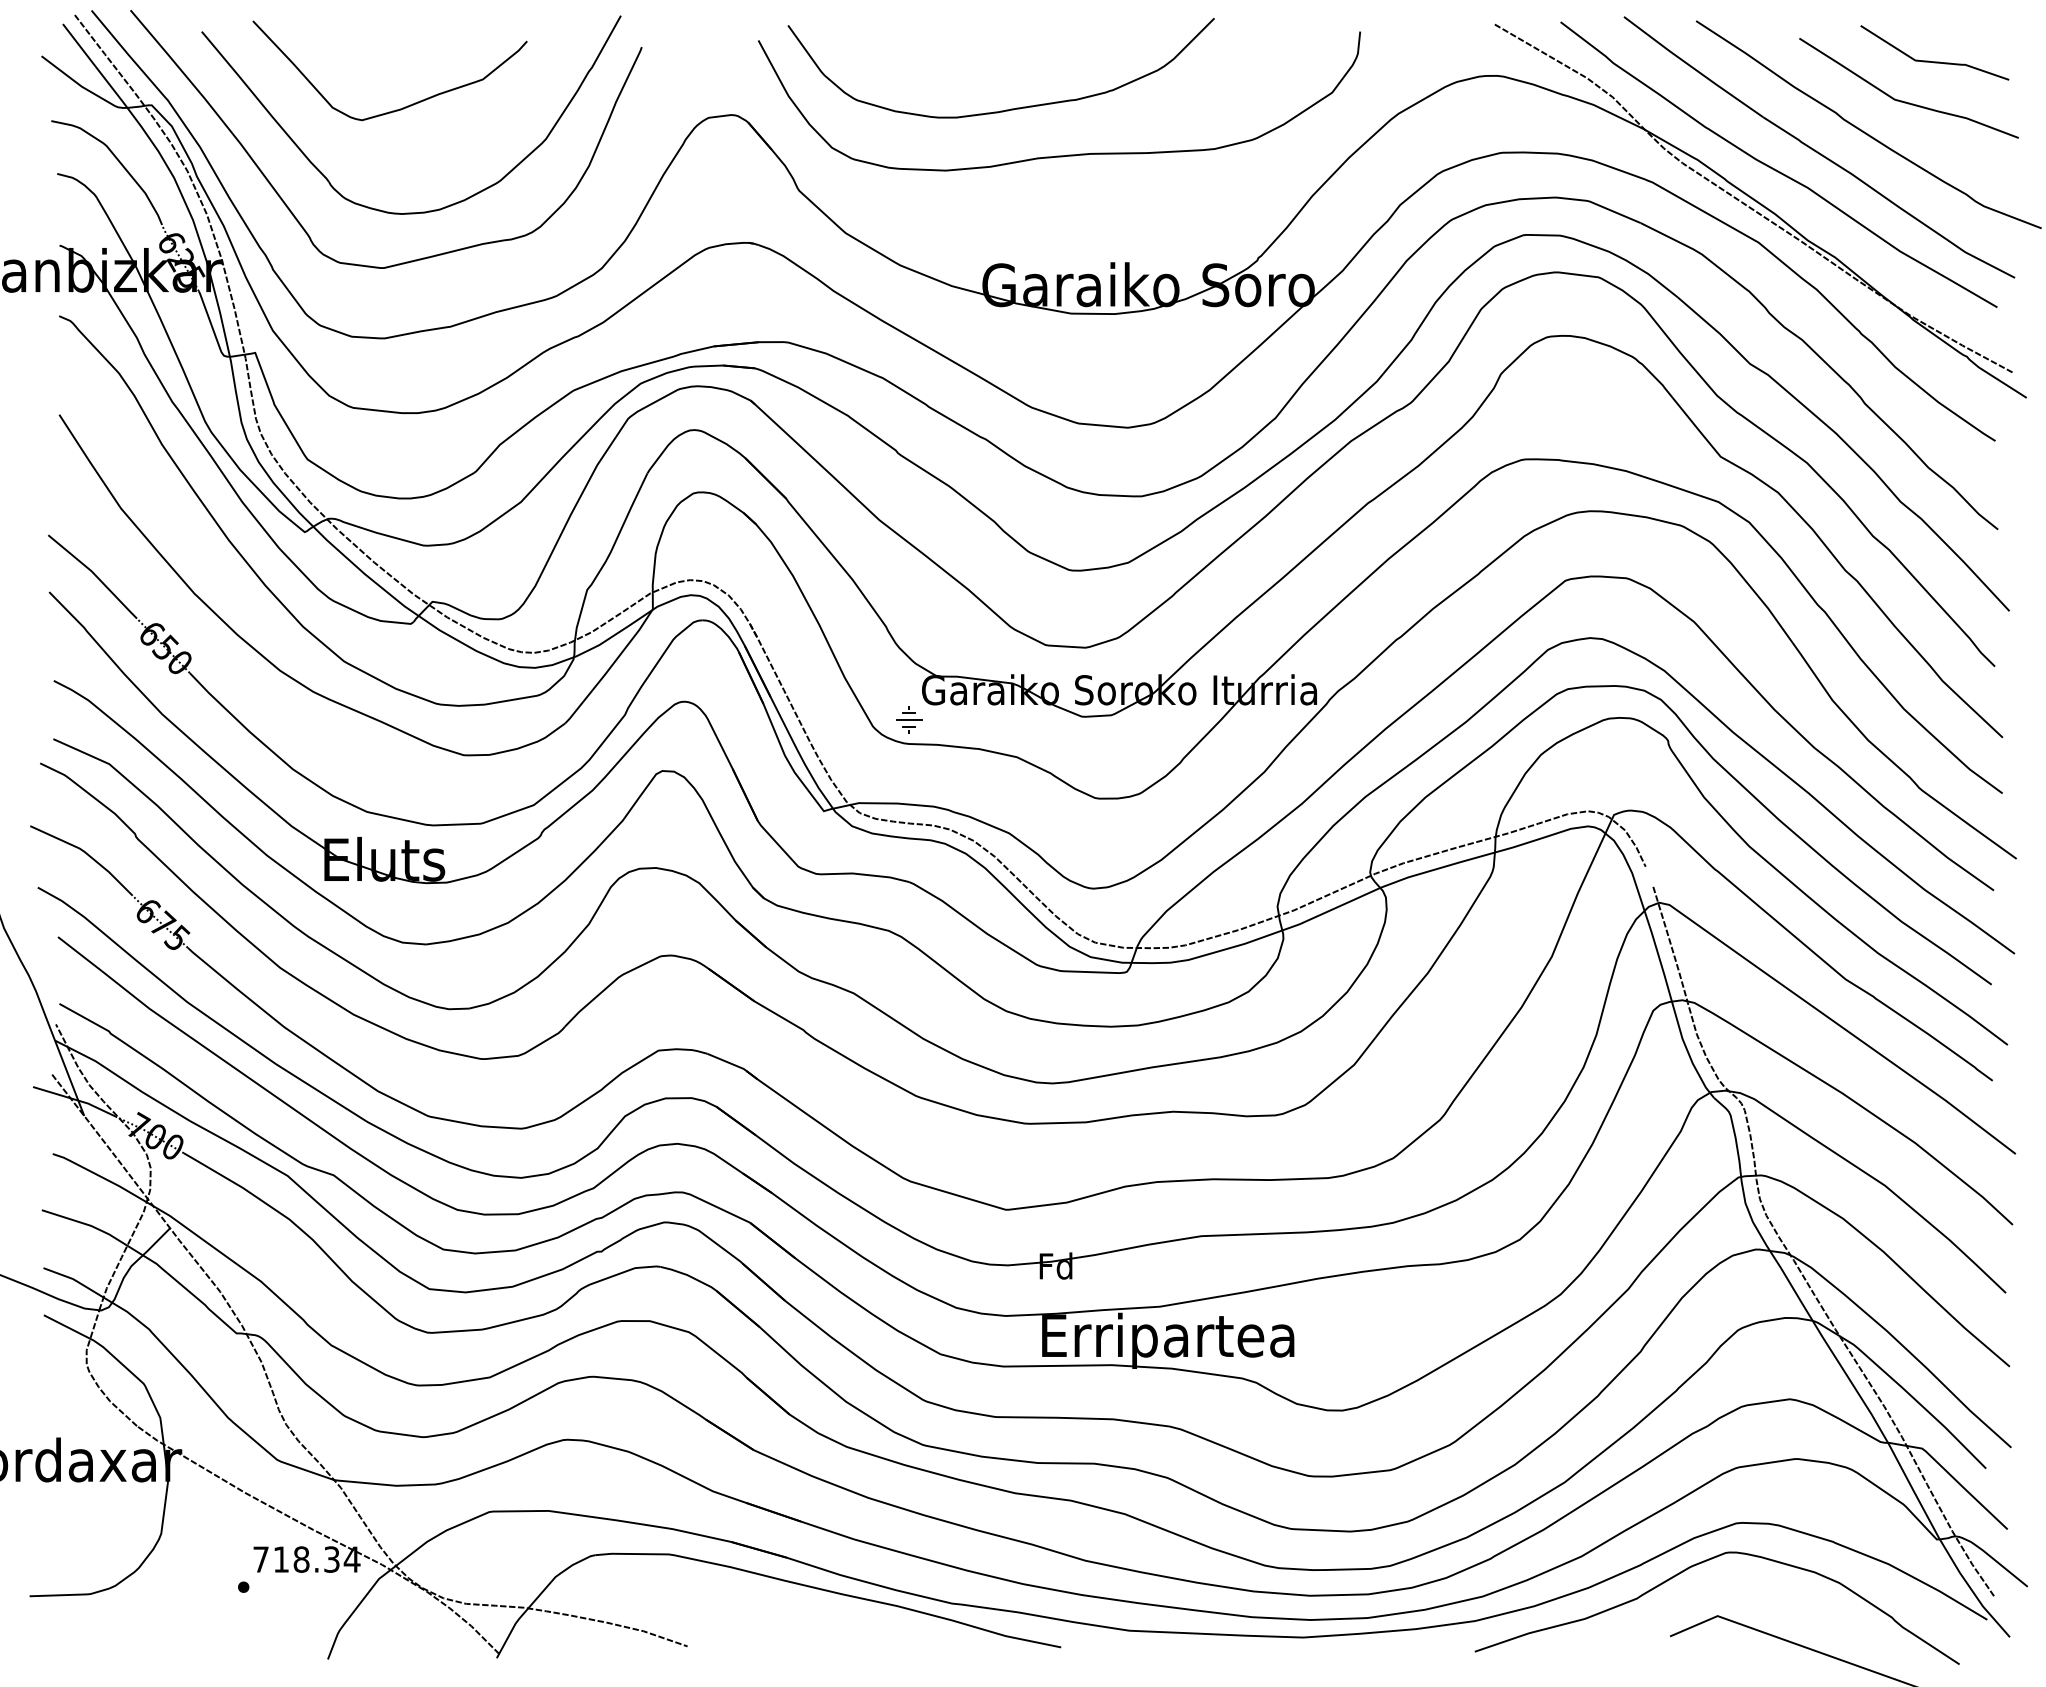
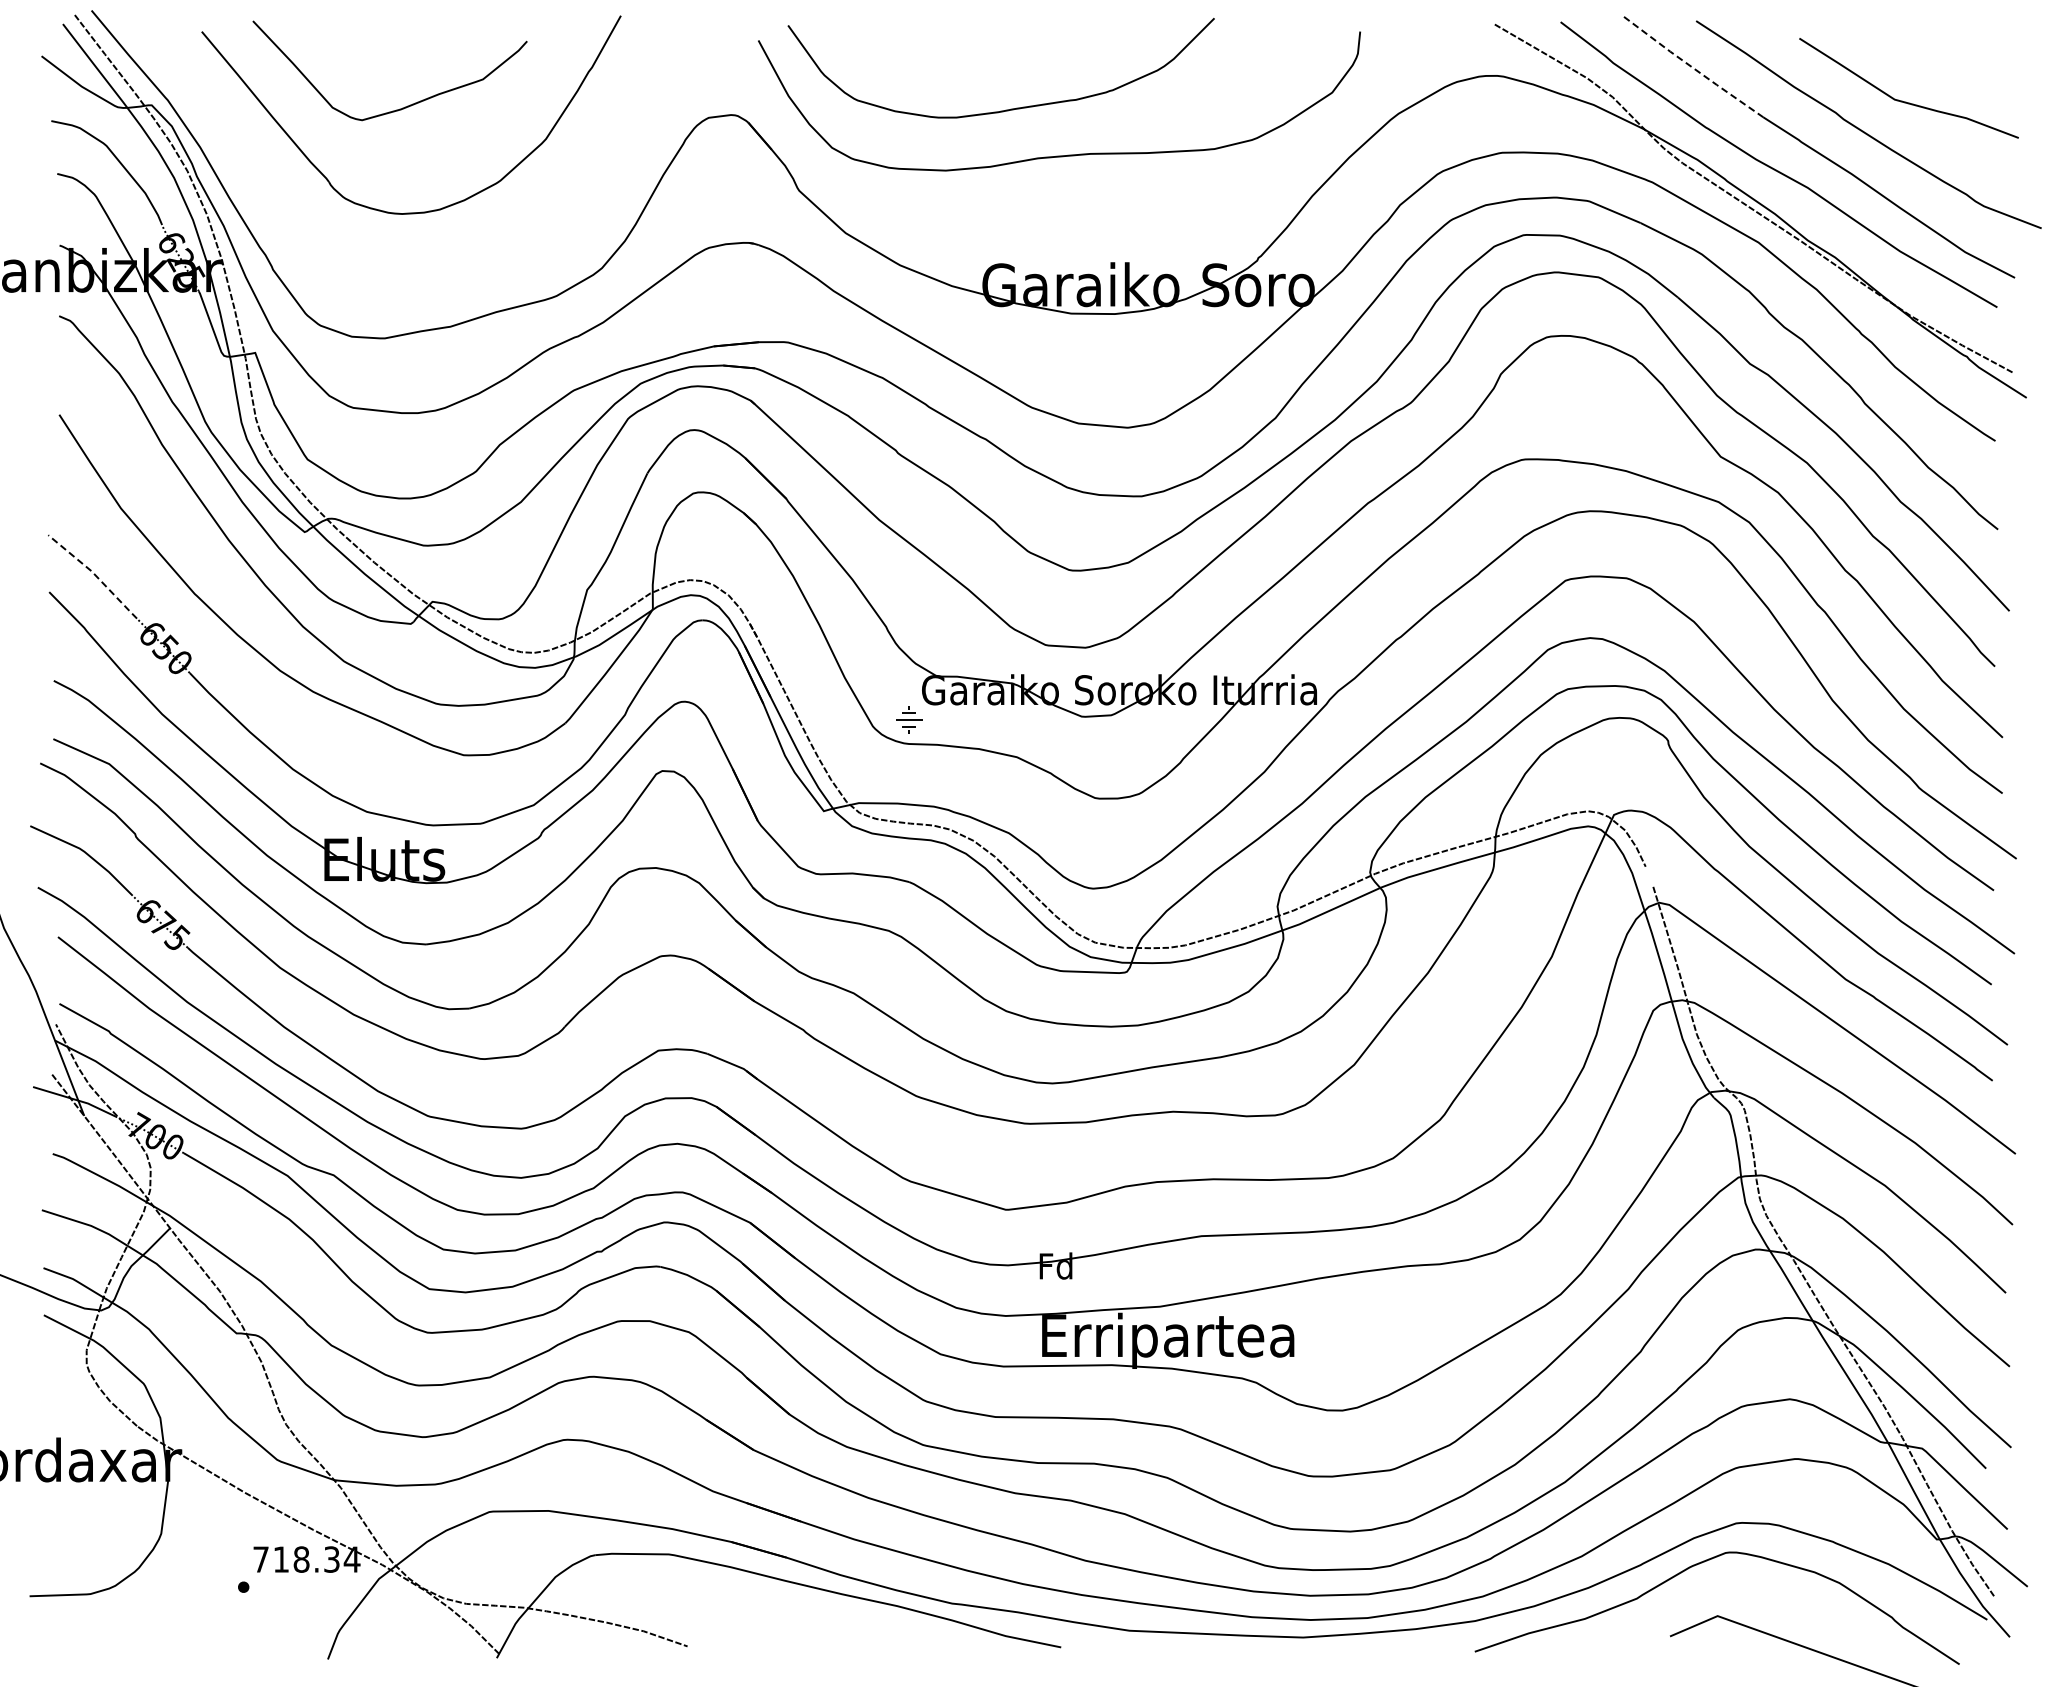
line: present -> none (1934, 61)
line: solid -> dashed (1693, 68)
curve: present -> none (291, 210)
line: solid -> dashed (94, 574)
